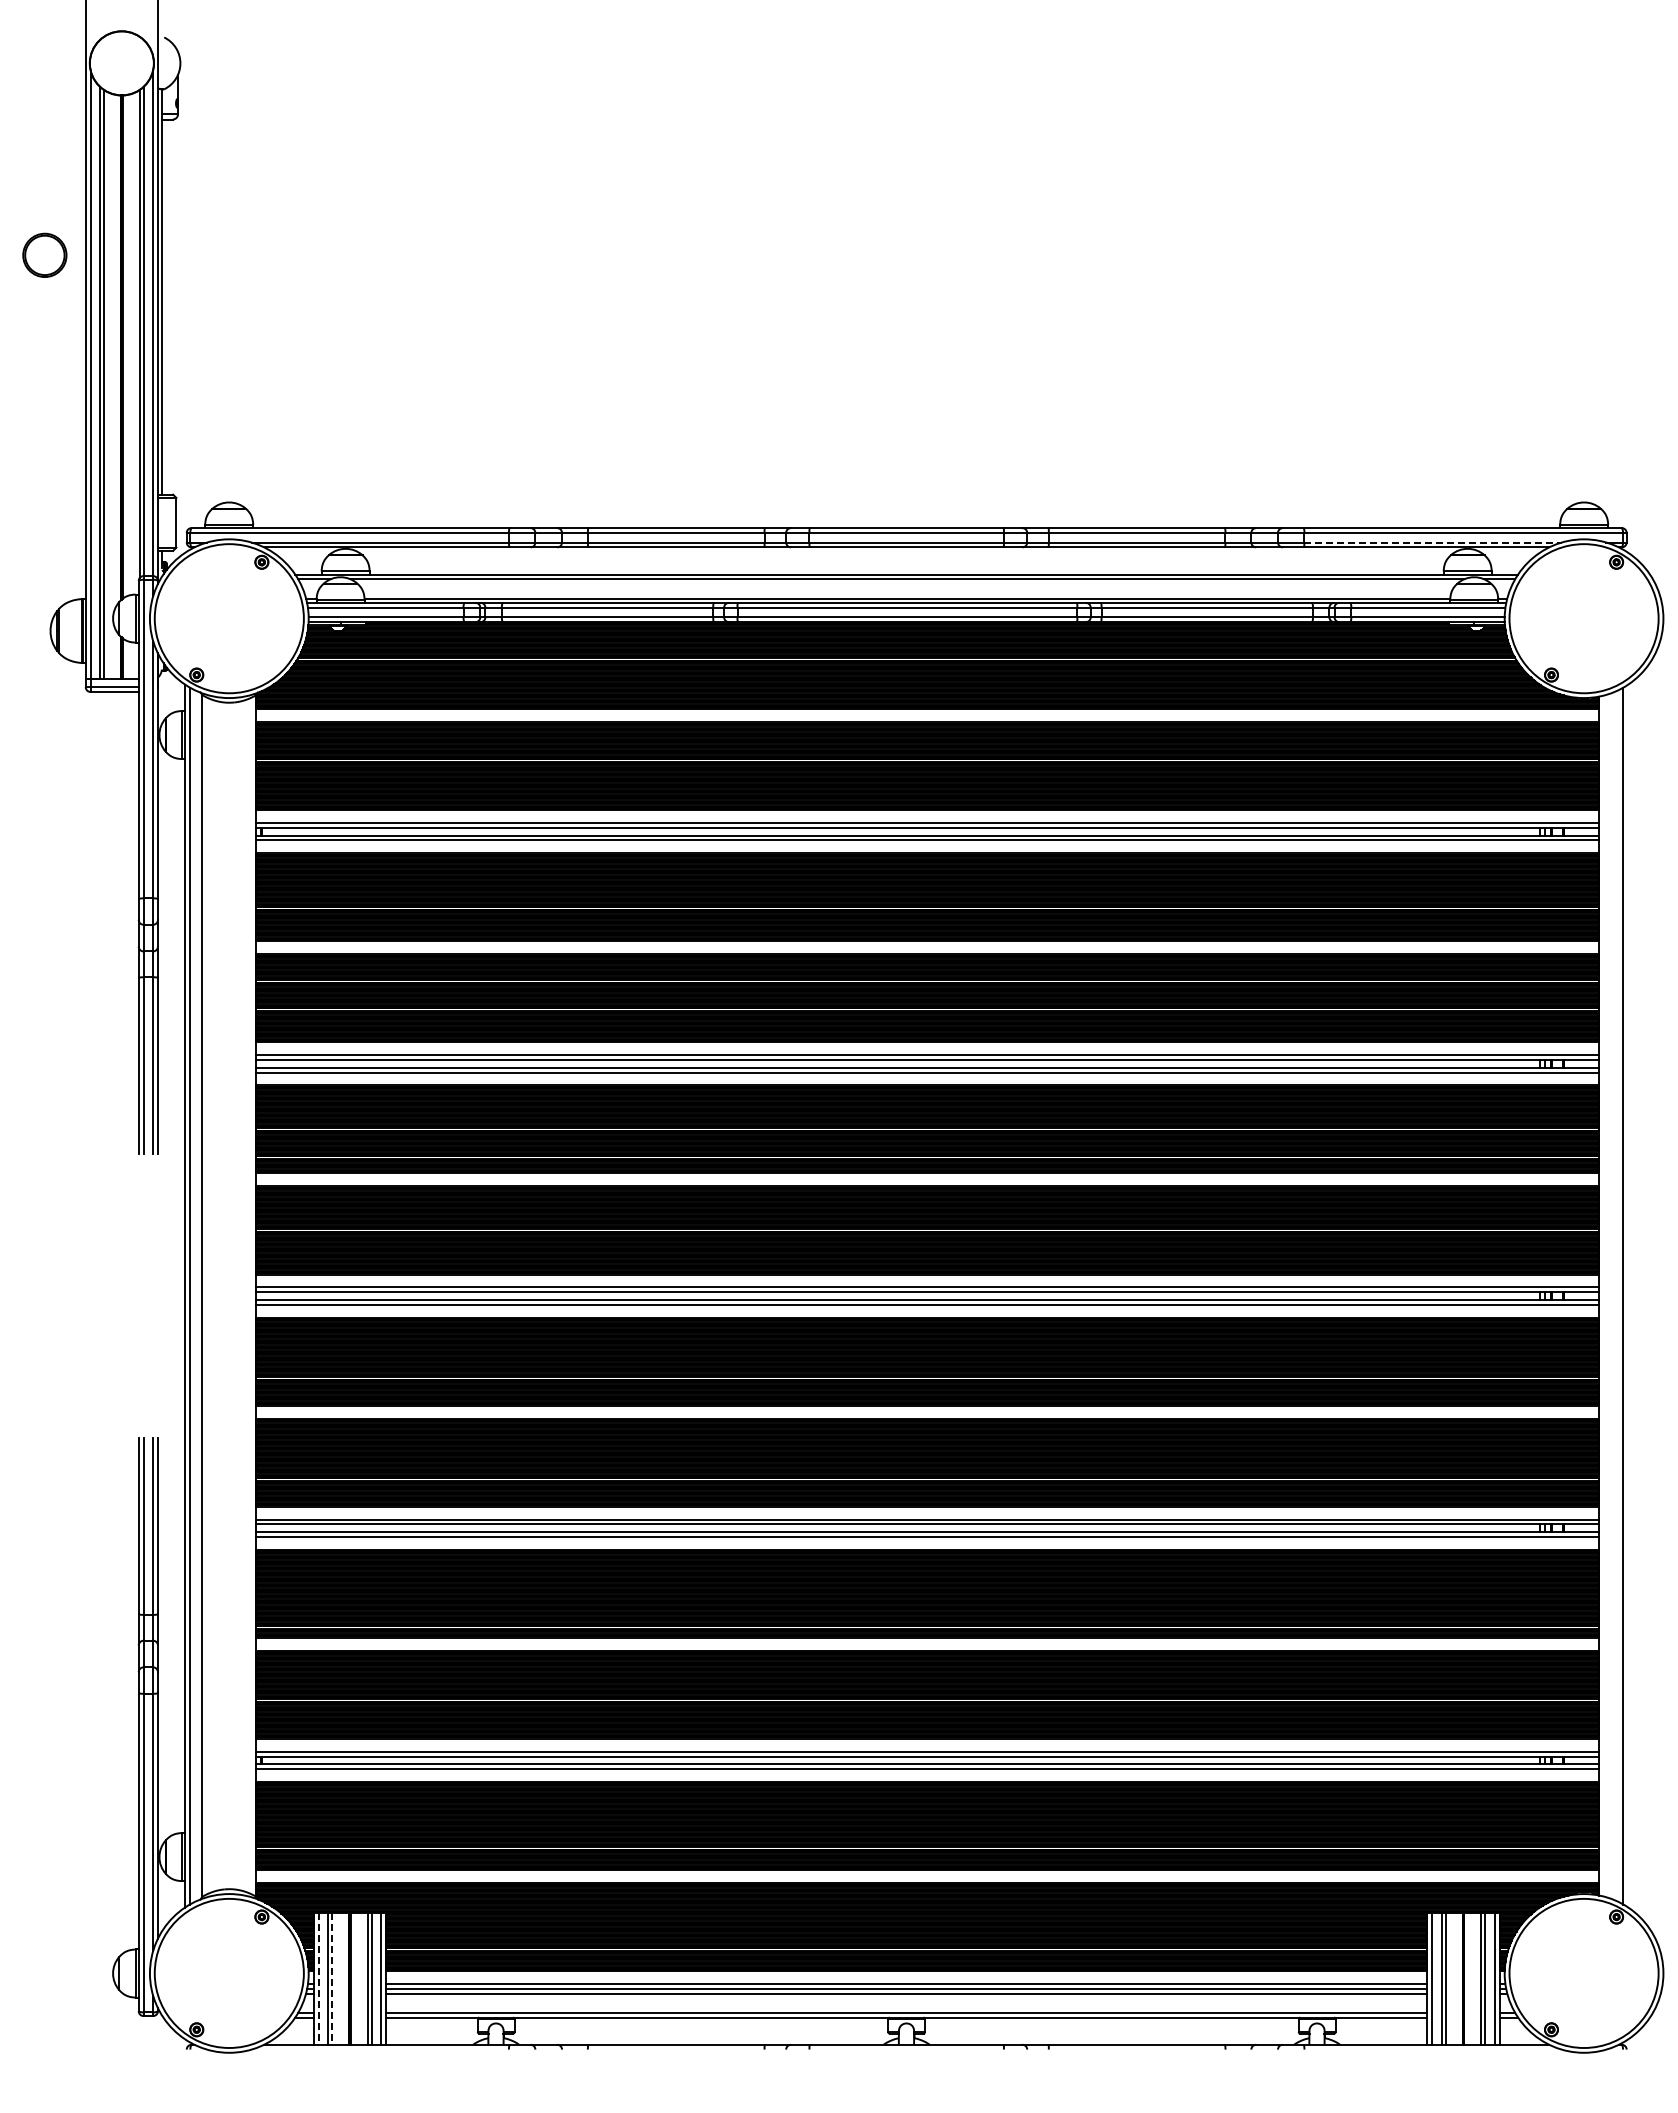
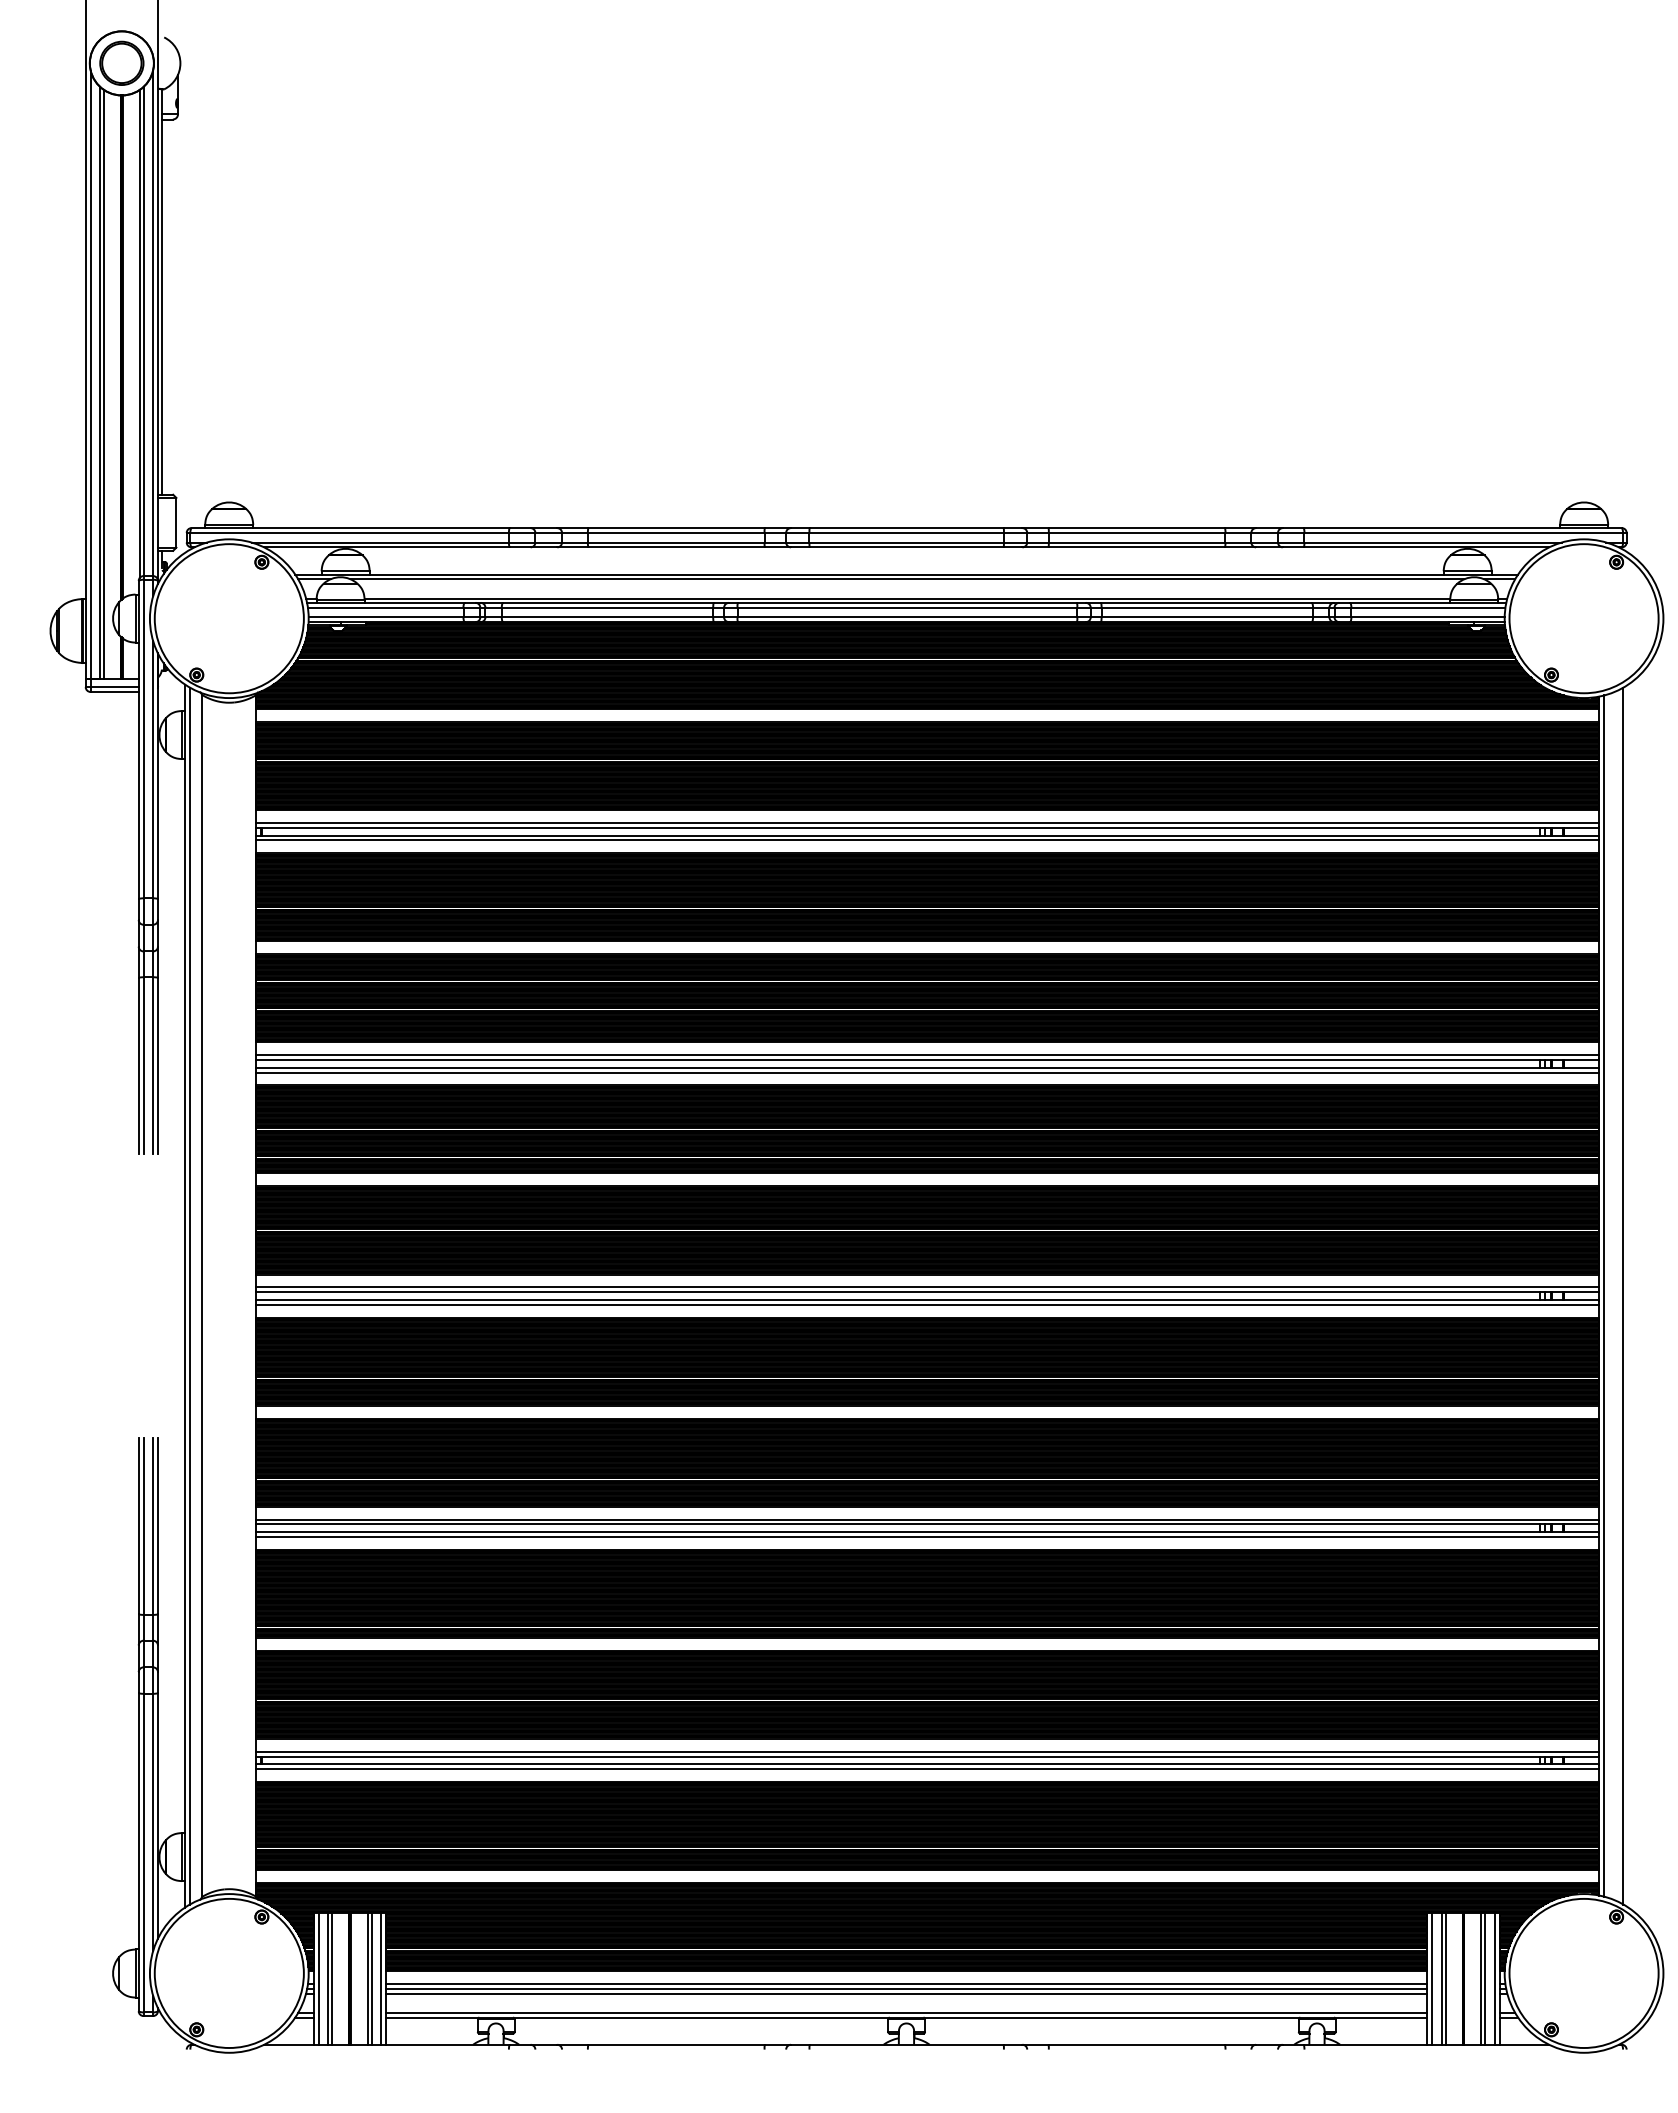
part position: (44, 254) -> (121, 62) (121, 62)
line: dashed -> solid (1433, 542)
line: none -> present (1604, 1295)
line: dashed -> solid (318, 1979)
line: dashed -> solid (332, 1979)
